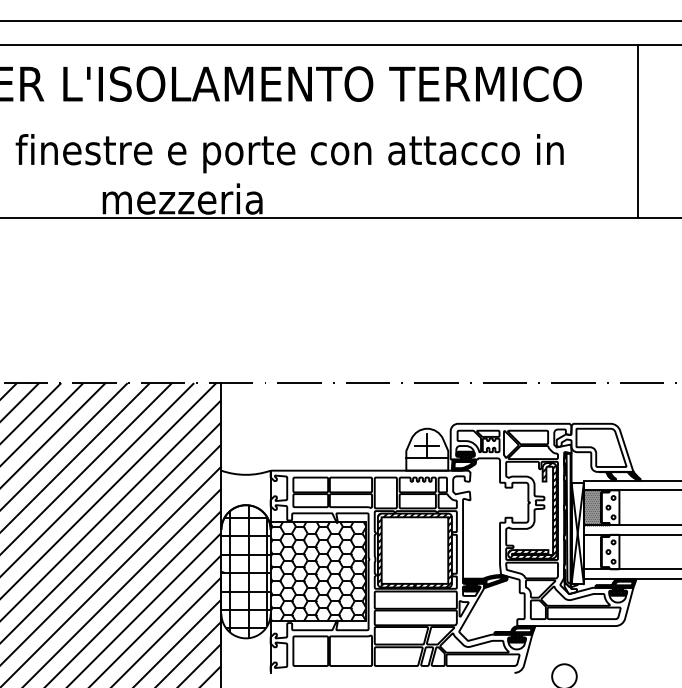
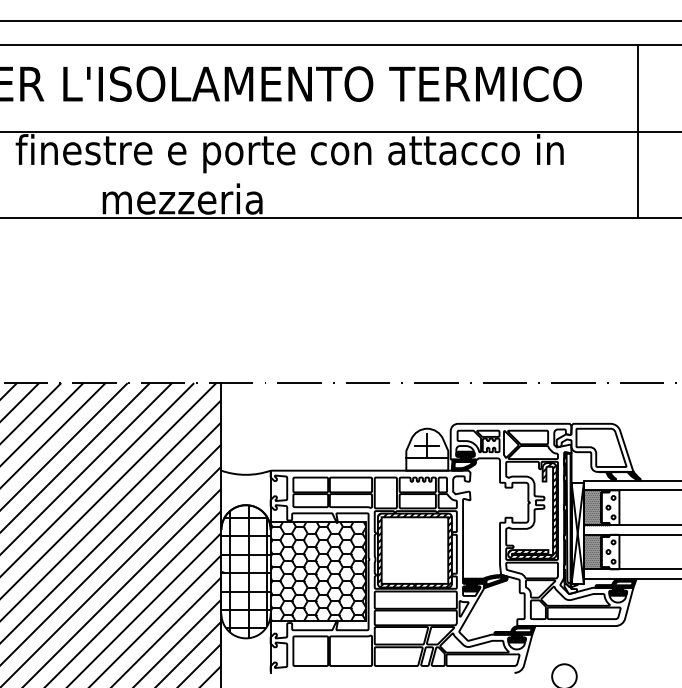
line: none -> present (340, 131)
hatch: none -> present (592, 551)
